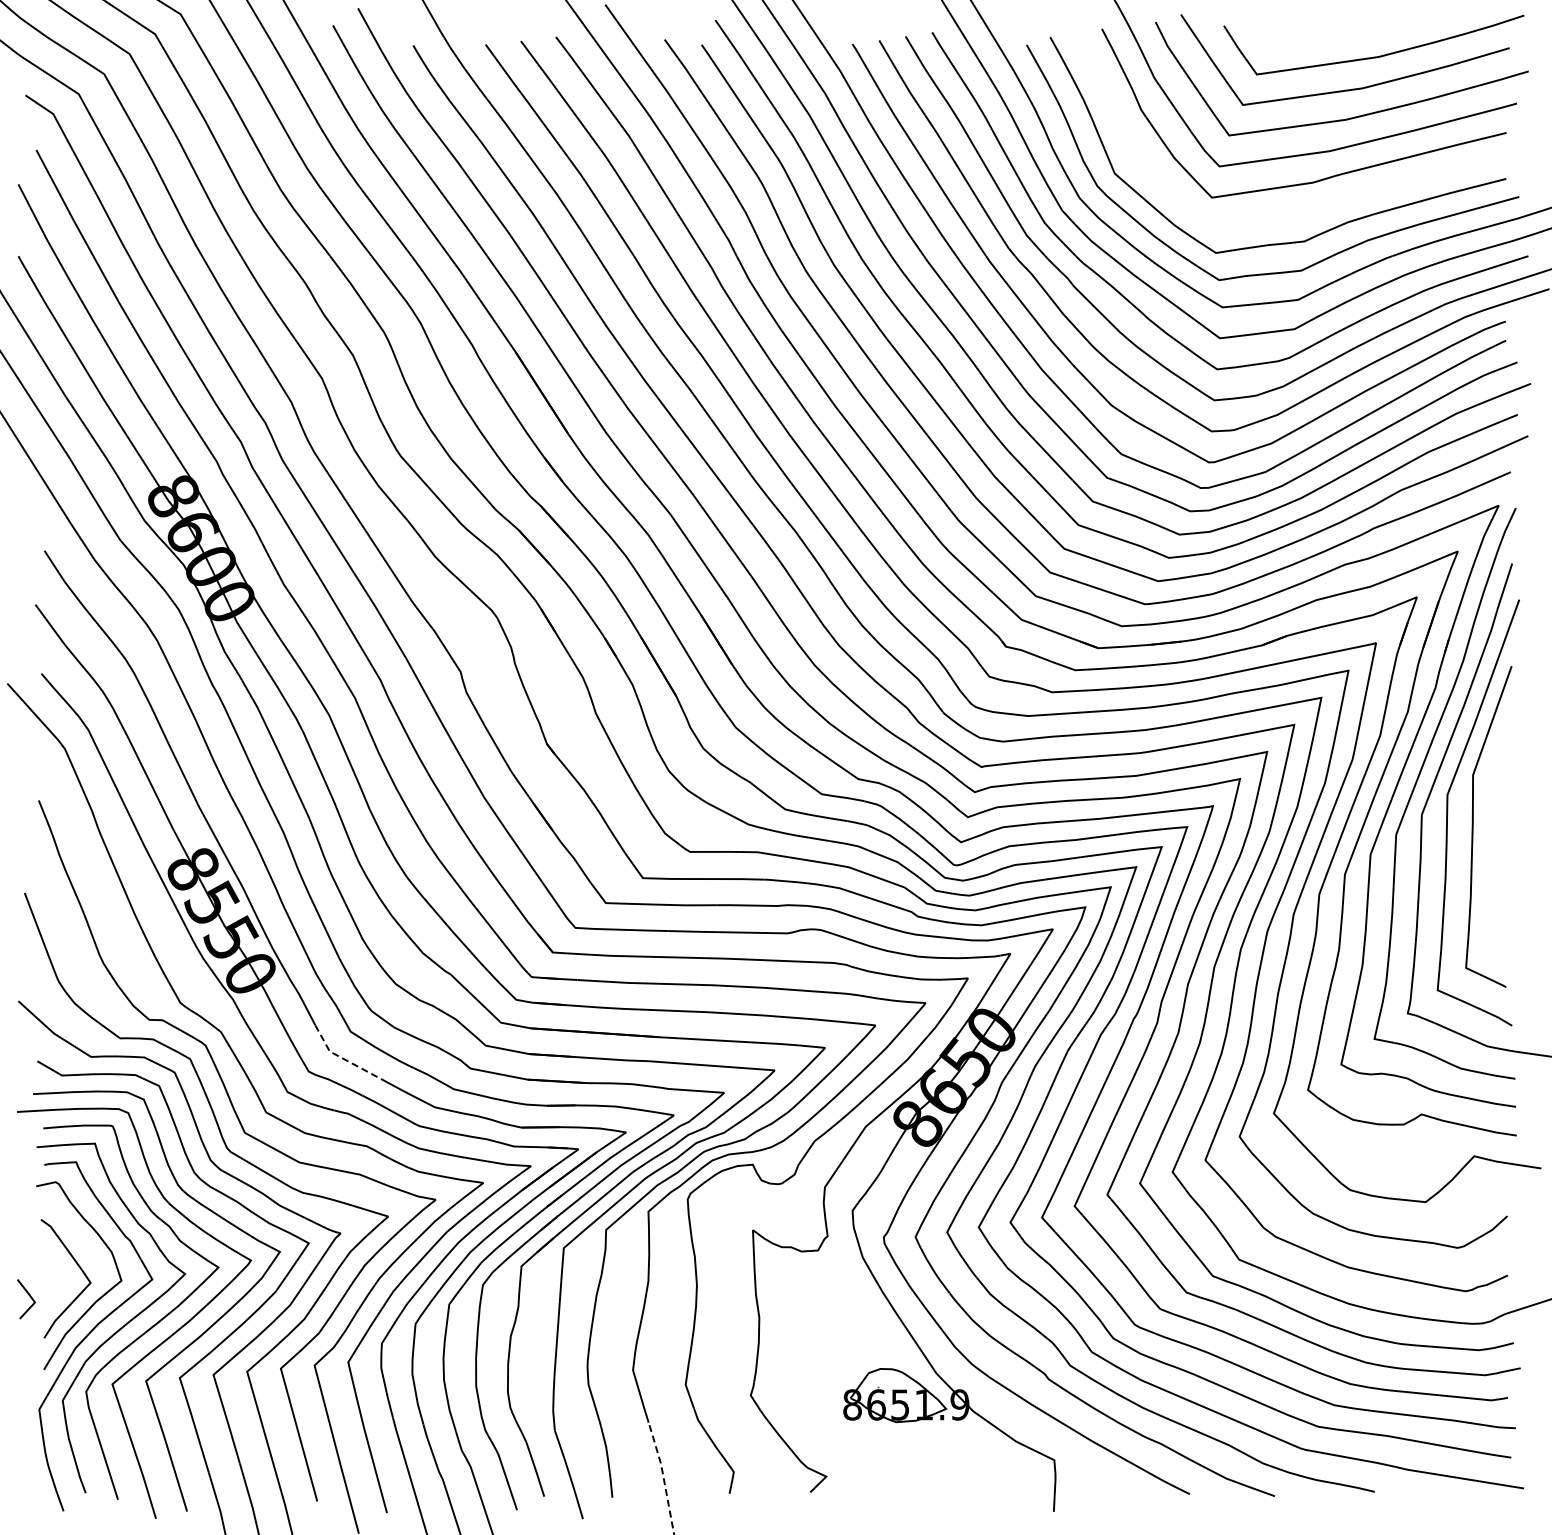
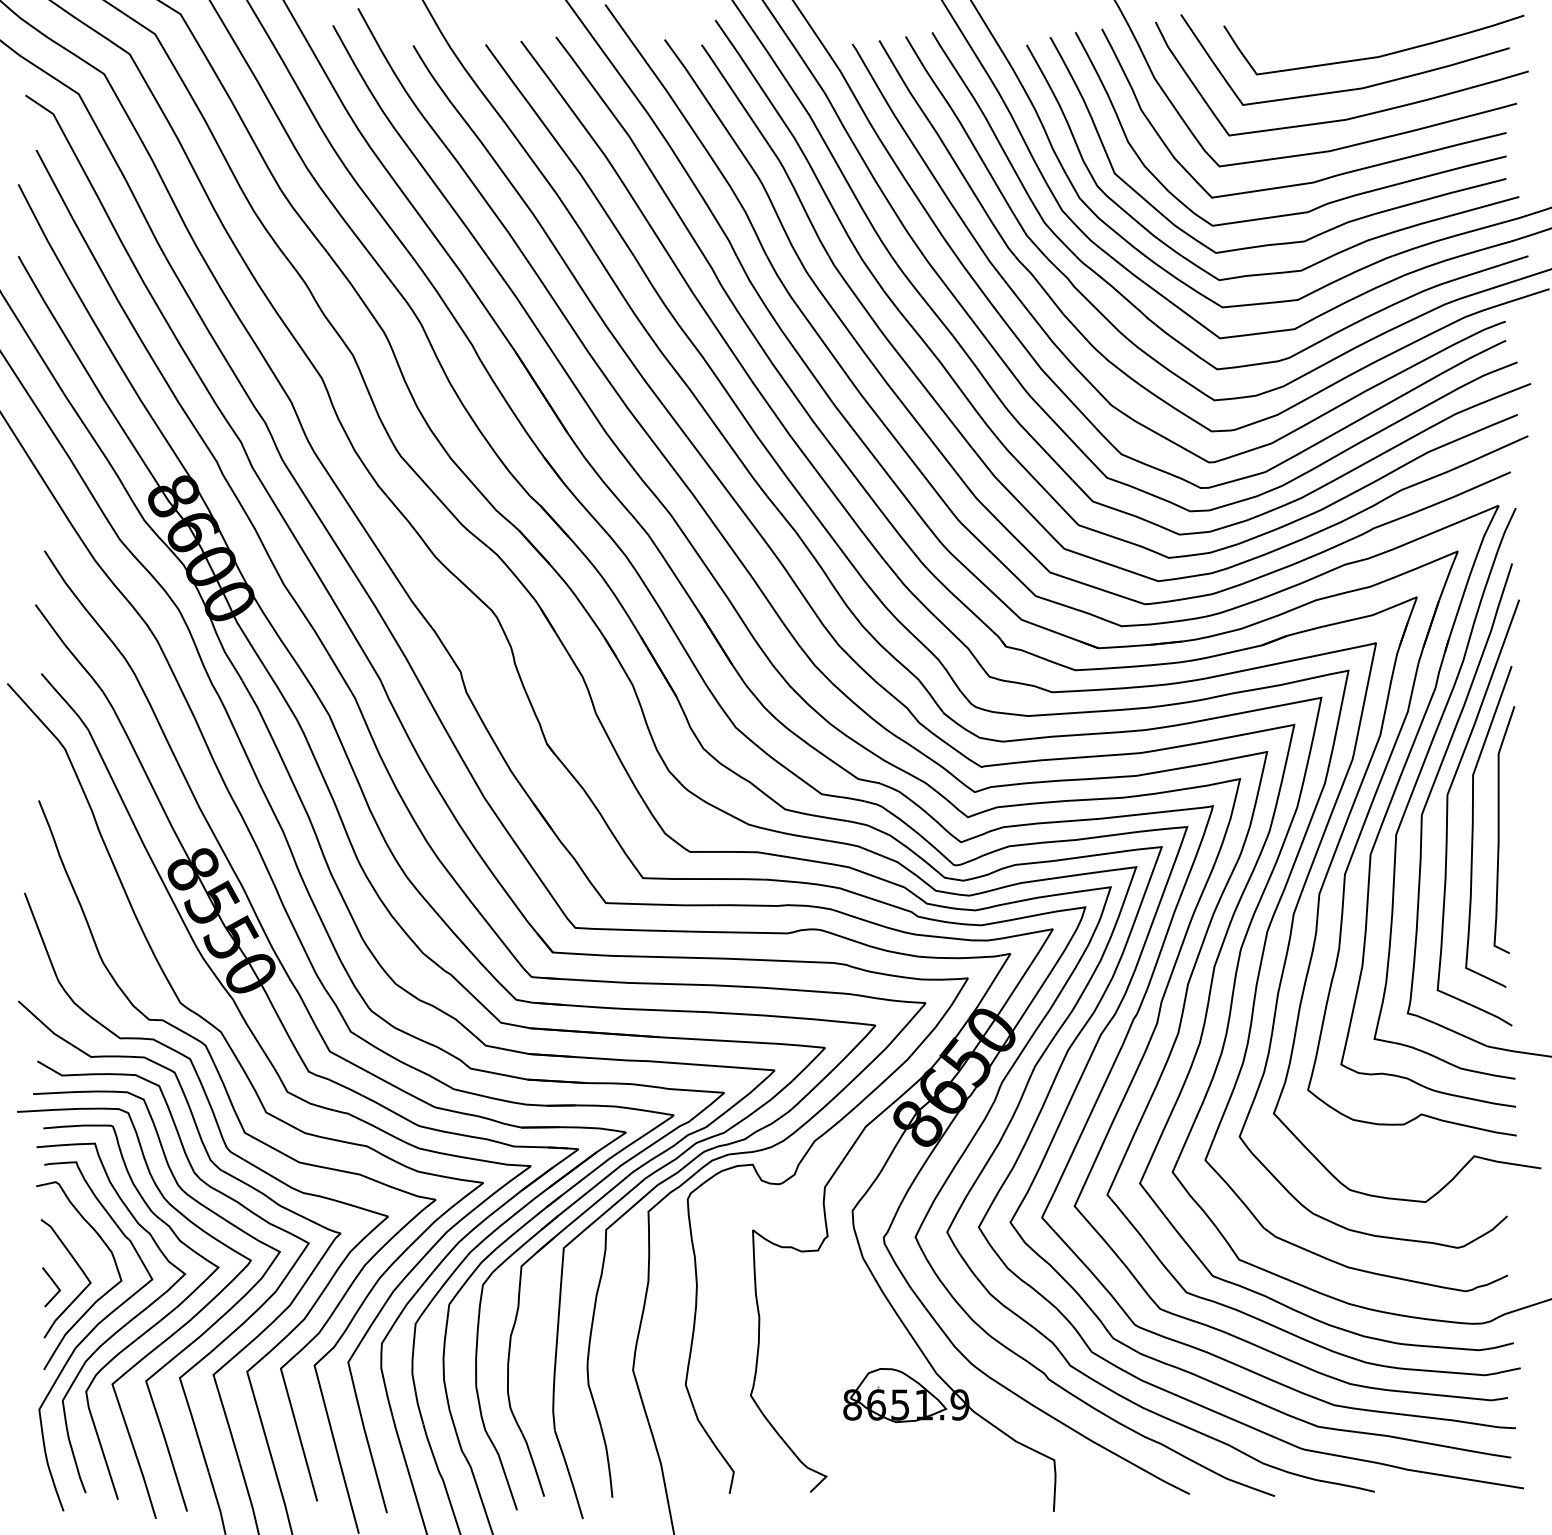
part: none -> present (1322, 204)
curve: none -> present (1499, 829)
line: dashed -> solid (343, 1058)
line position: (30, 1298) -> (55, 1286) (55, 1286)
line: dashed -> solid (663, 1476)
